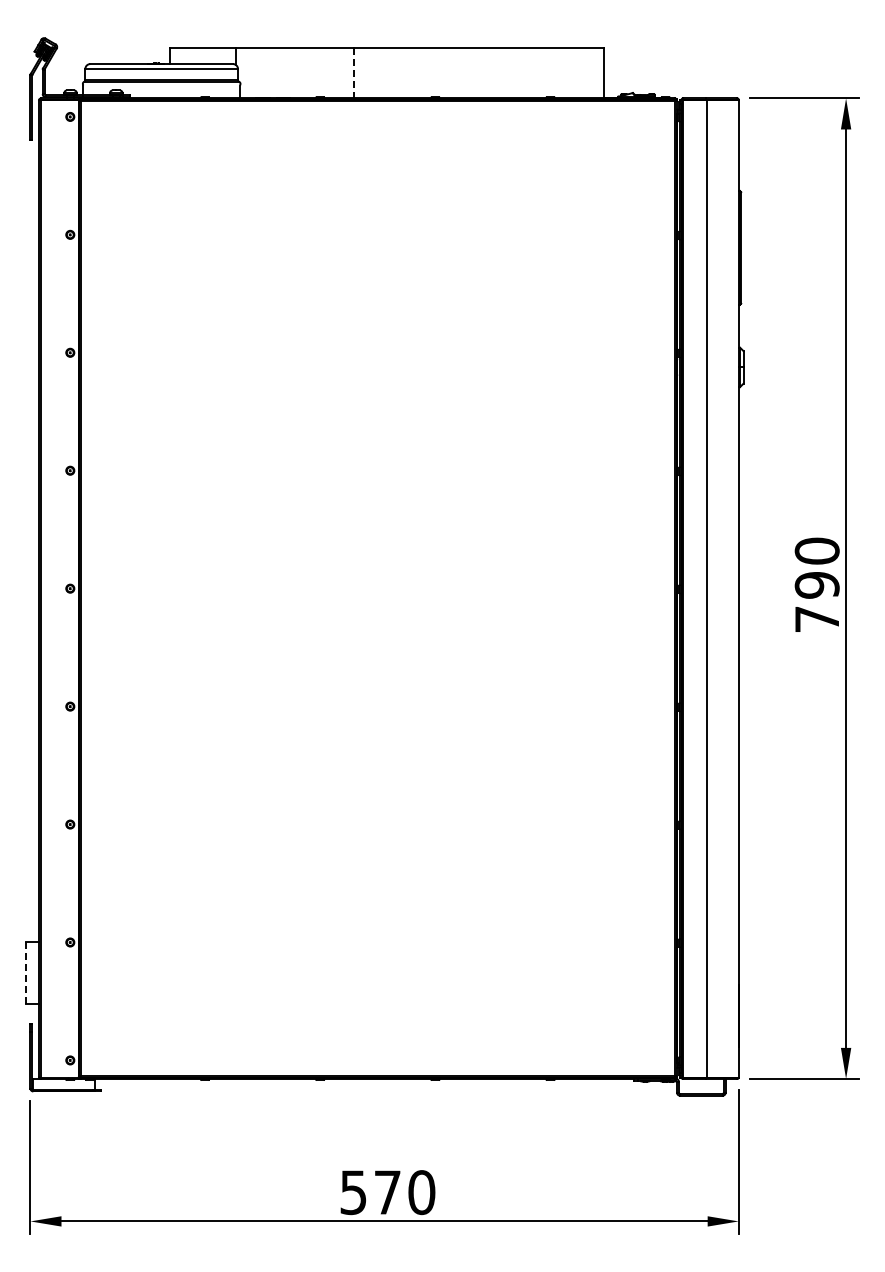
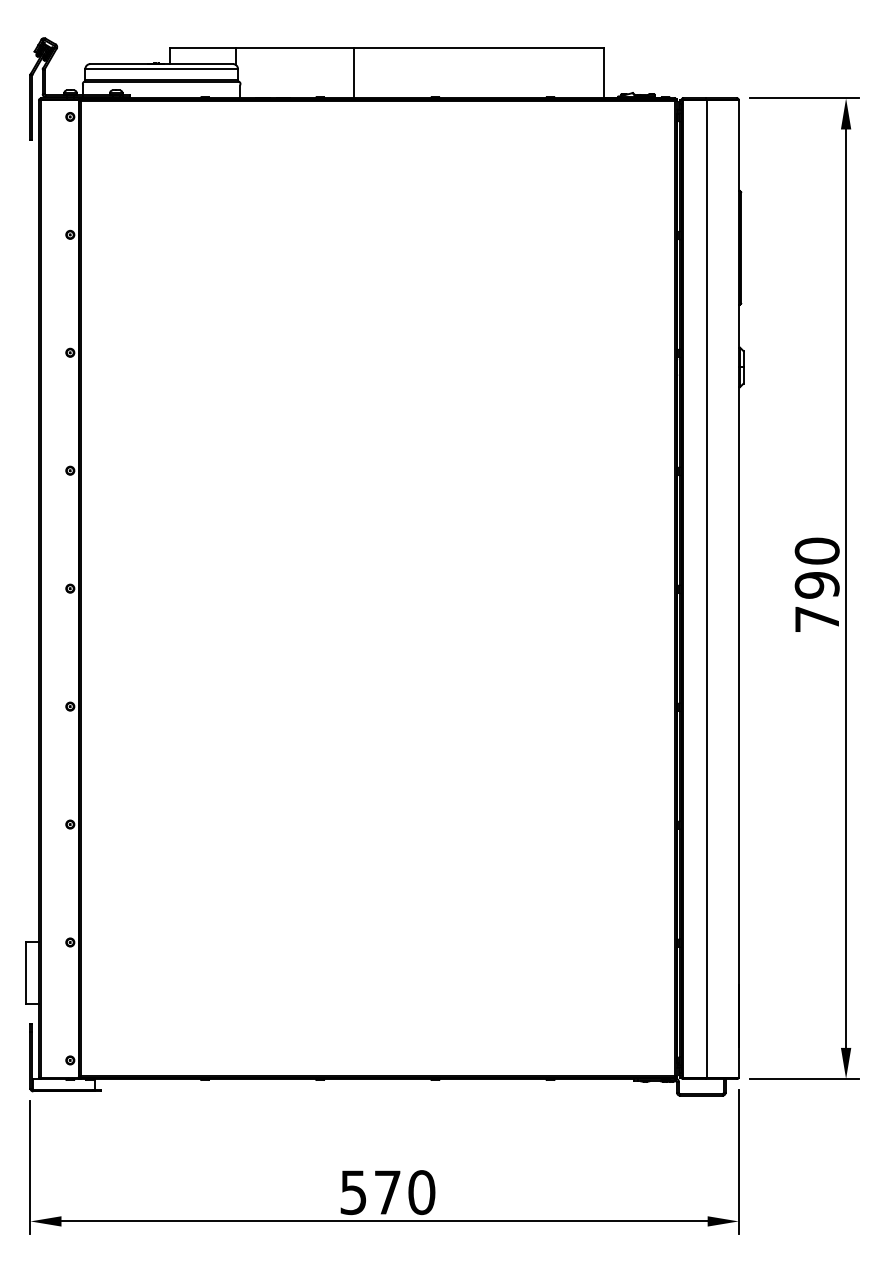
line: dashed -> solid (354, 73)
line: dashed -> solid (26, 972)
